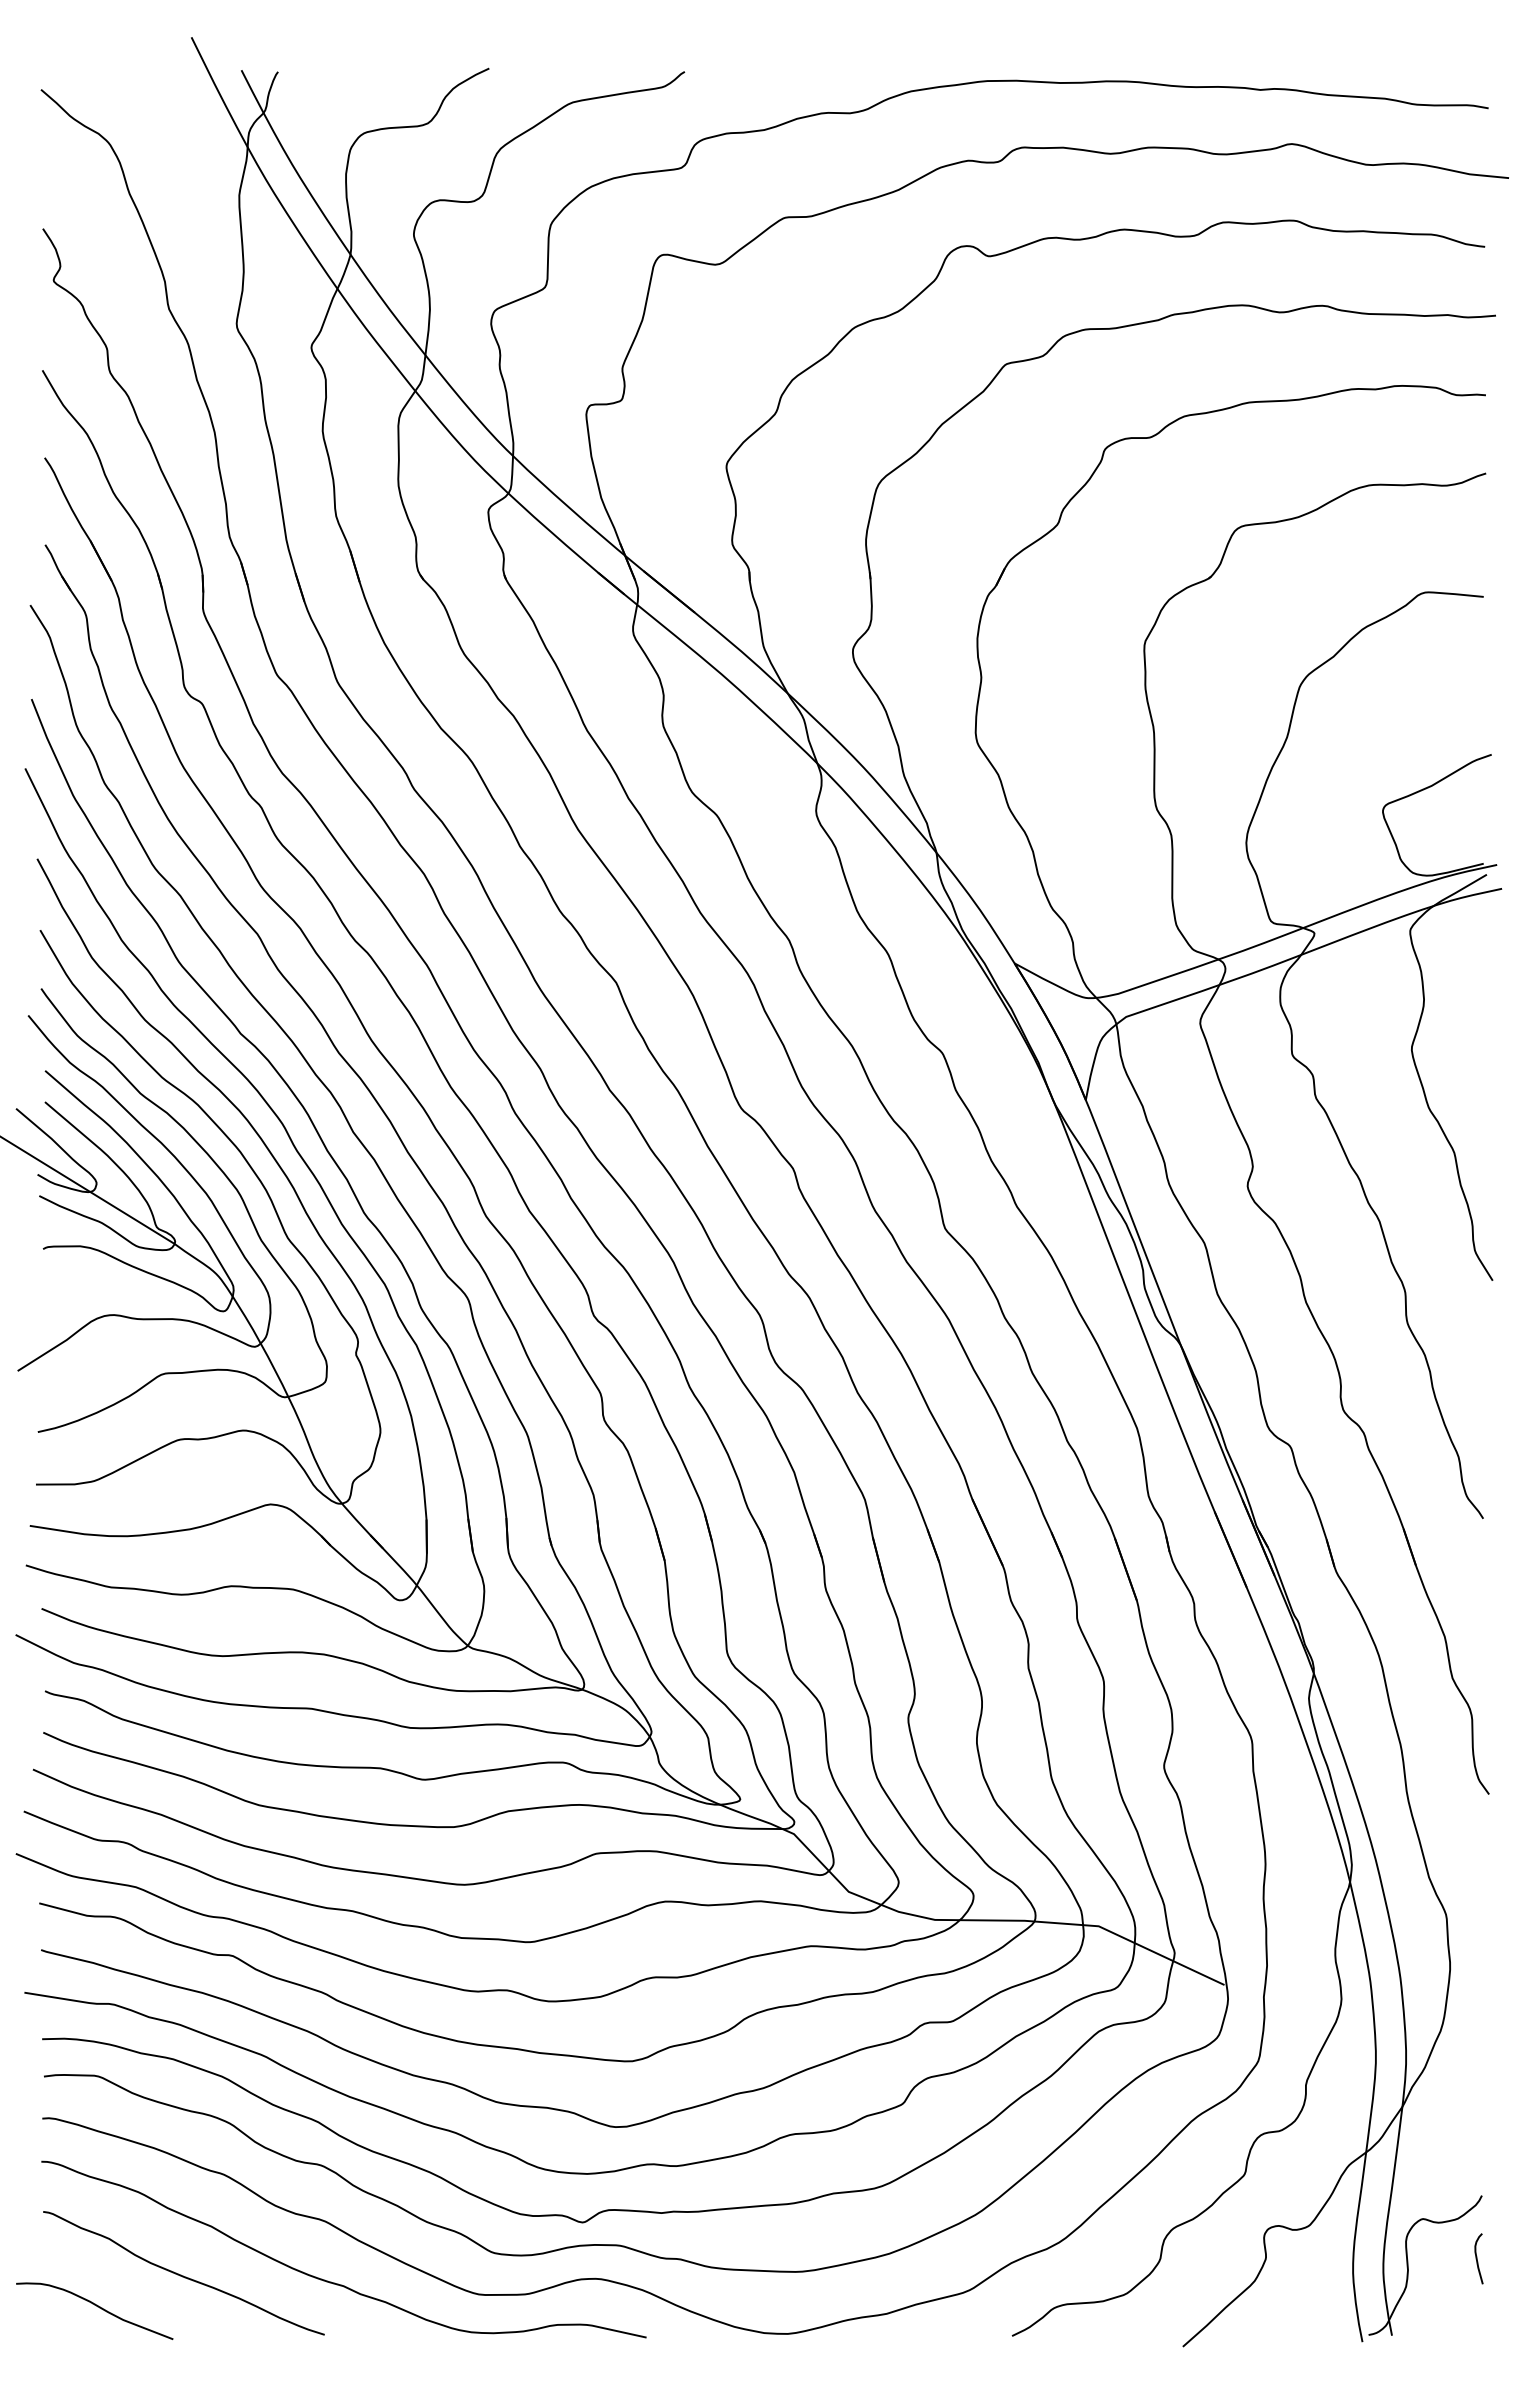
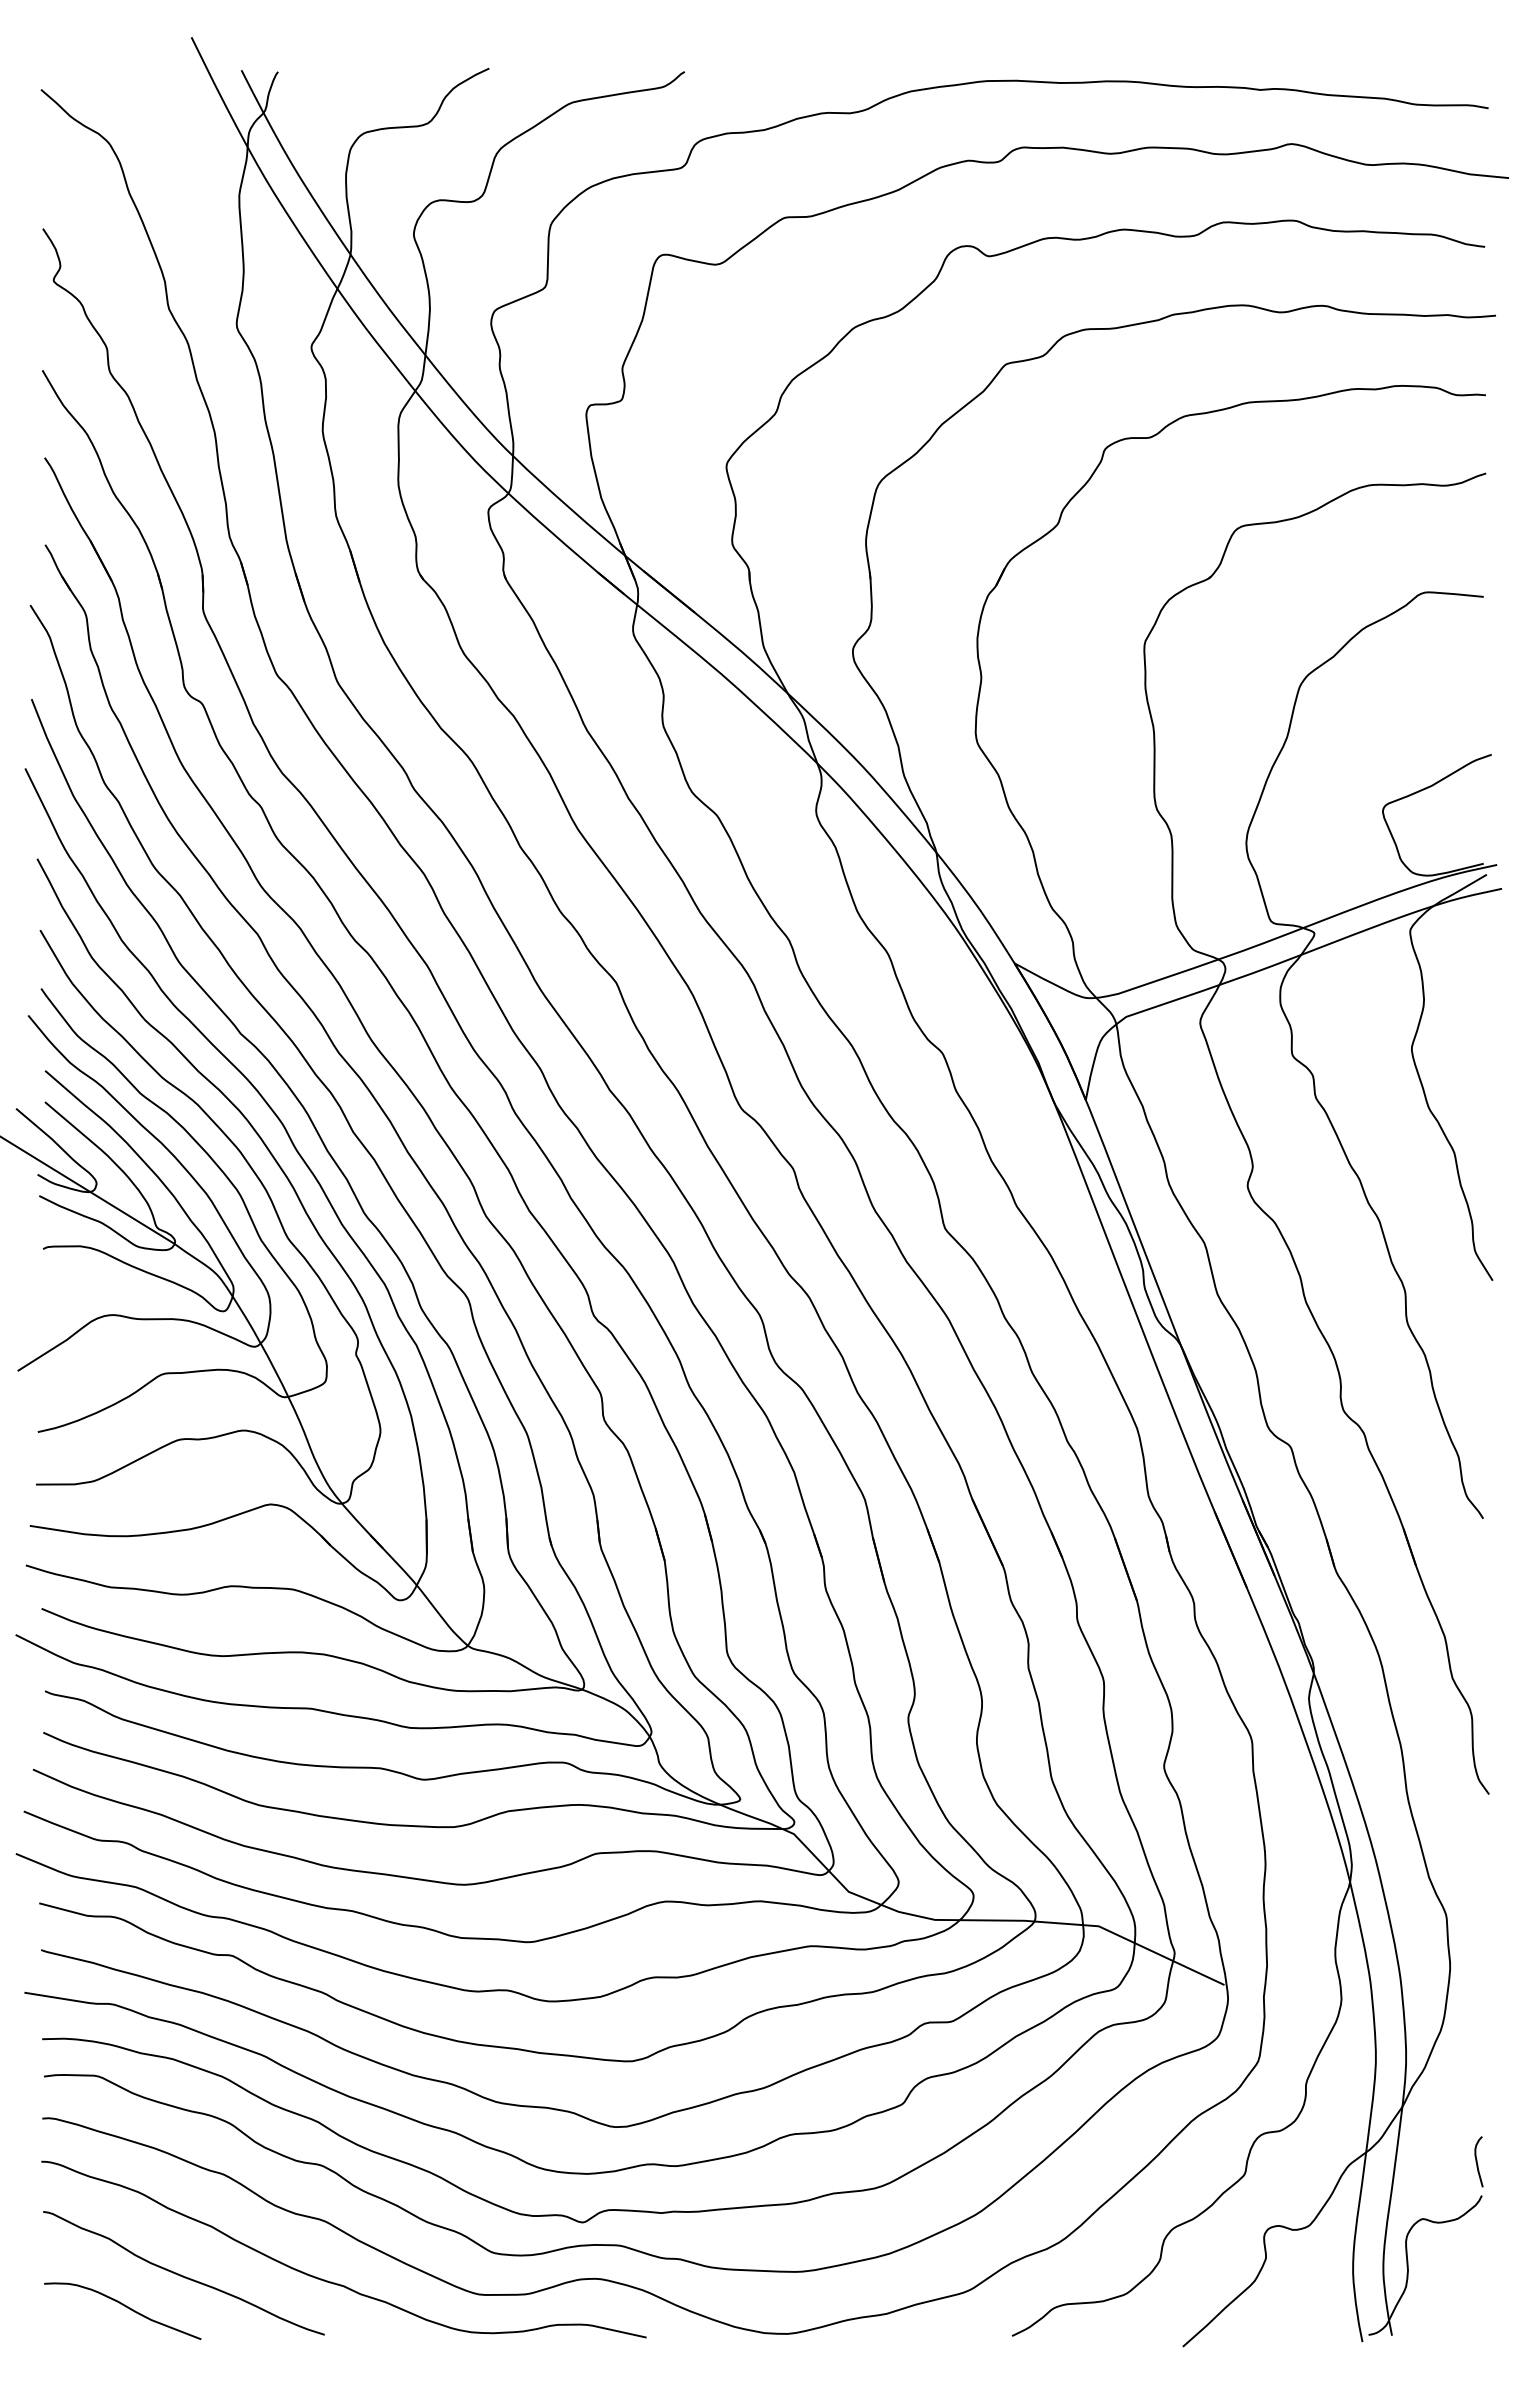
curve position: (1477, 2258) -> (1477, 2161) (1477, 2161)
curve position: (97, 2307) -> (125, 2307) (125, 2307)
